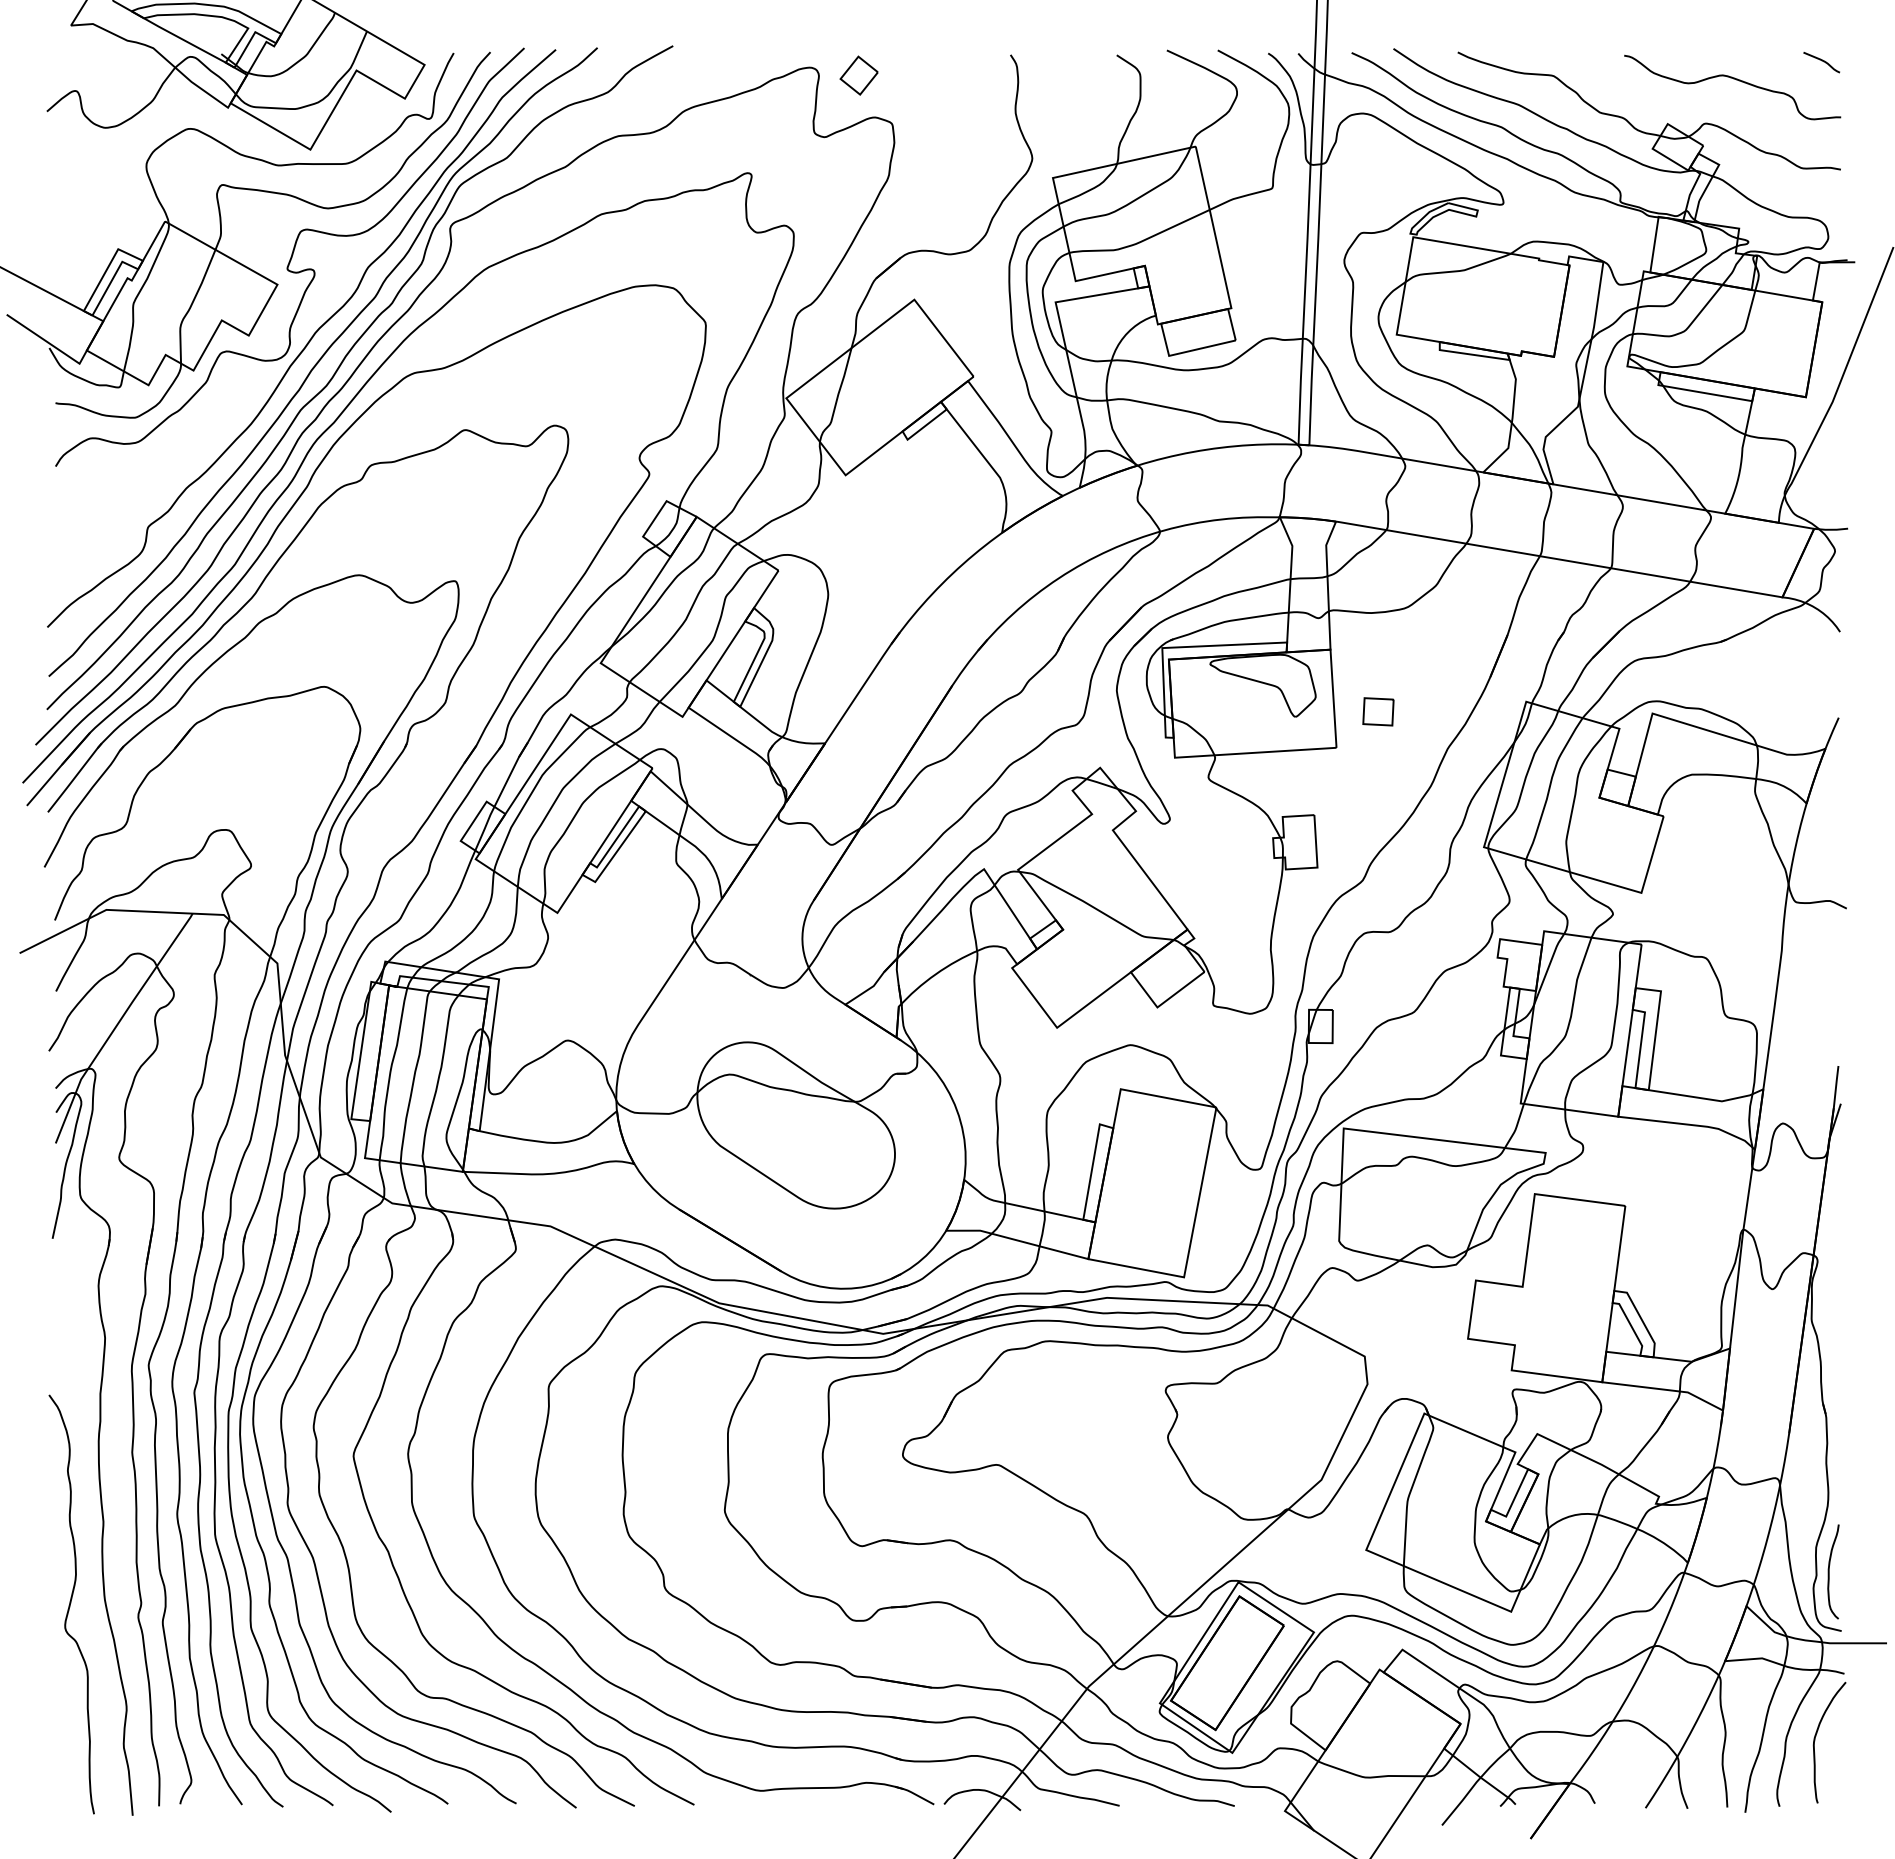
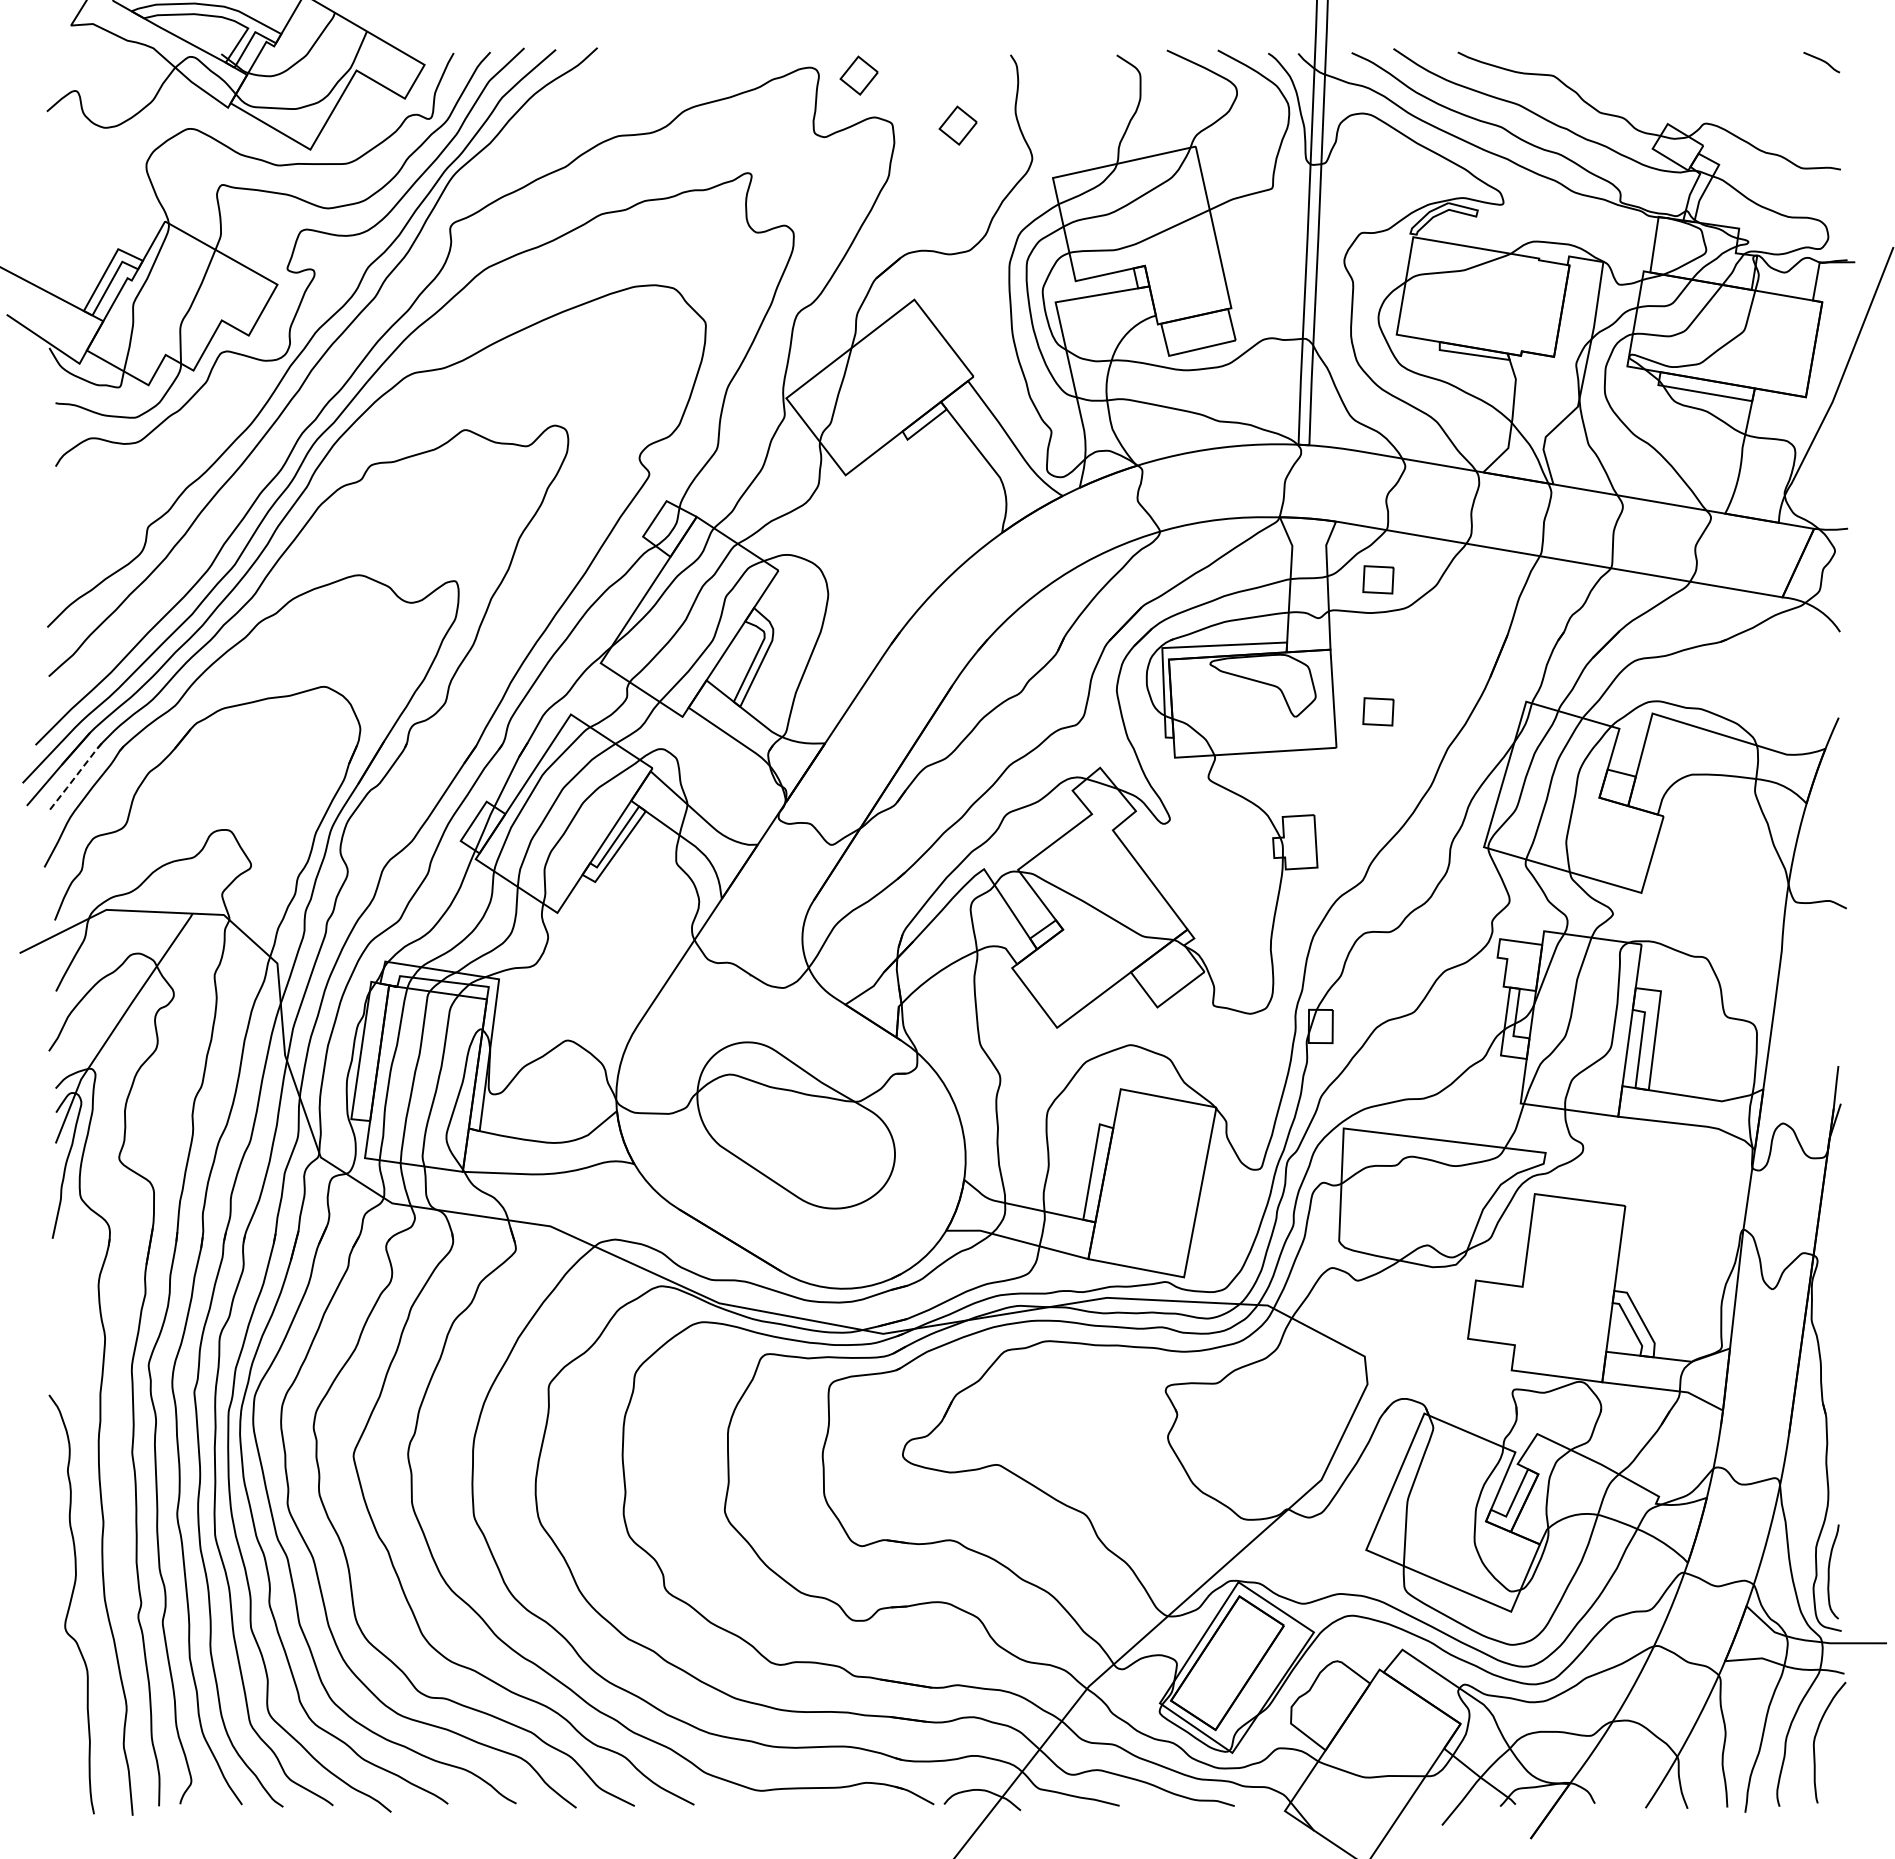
curve: present -> none (1733, 79)
part: none -> present (957, 125)
curve: present -> none (341, 365)
part: none -> present (1378, 579)
line: solid -> dashed (74, 777)
